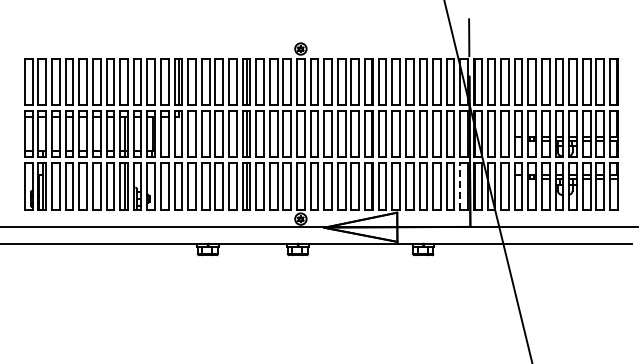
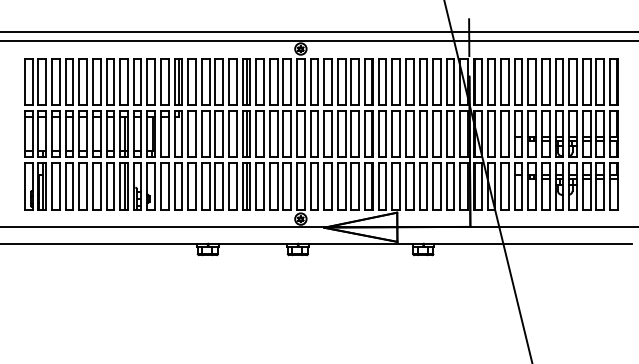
line: none -> present (318, 31)
line: none -> present (318, 41)
line: dashed -> solid (460, 185)
